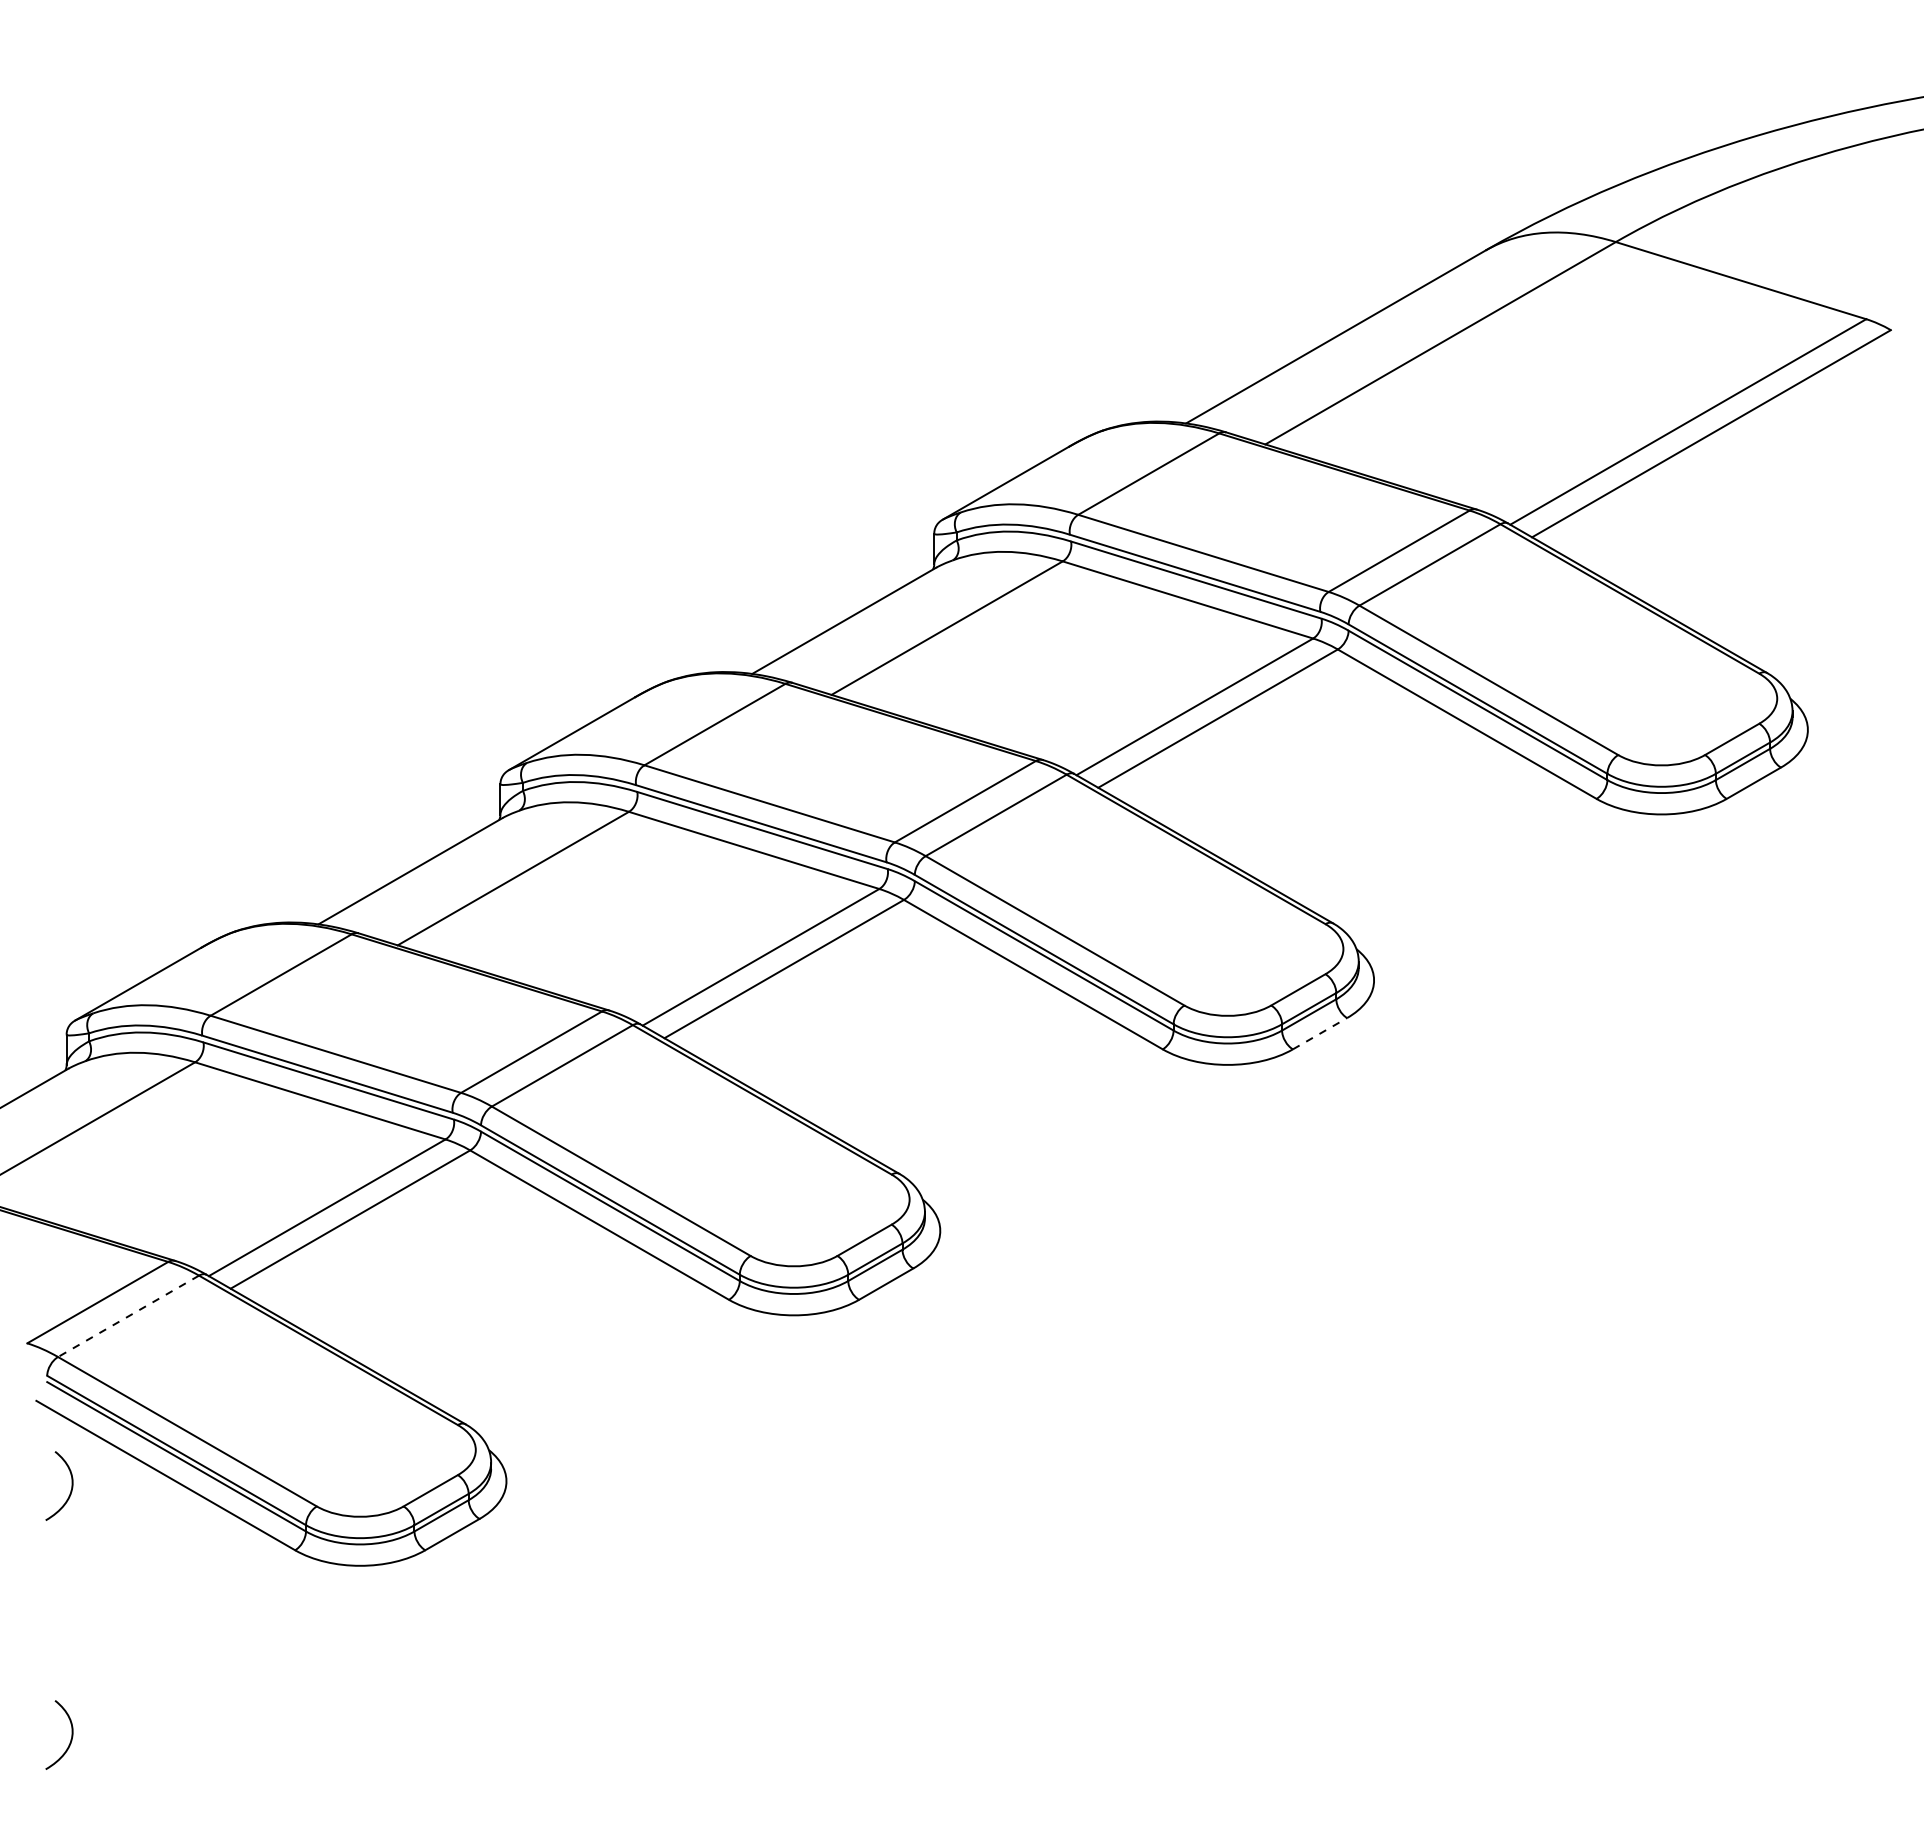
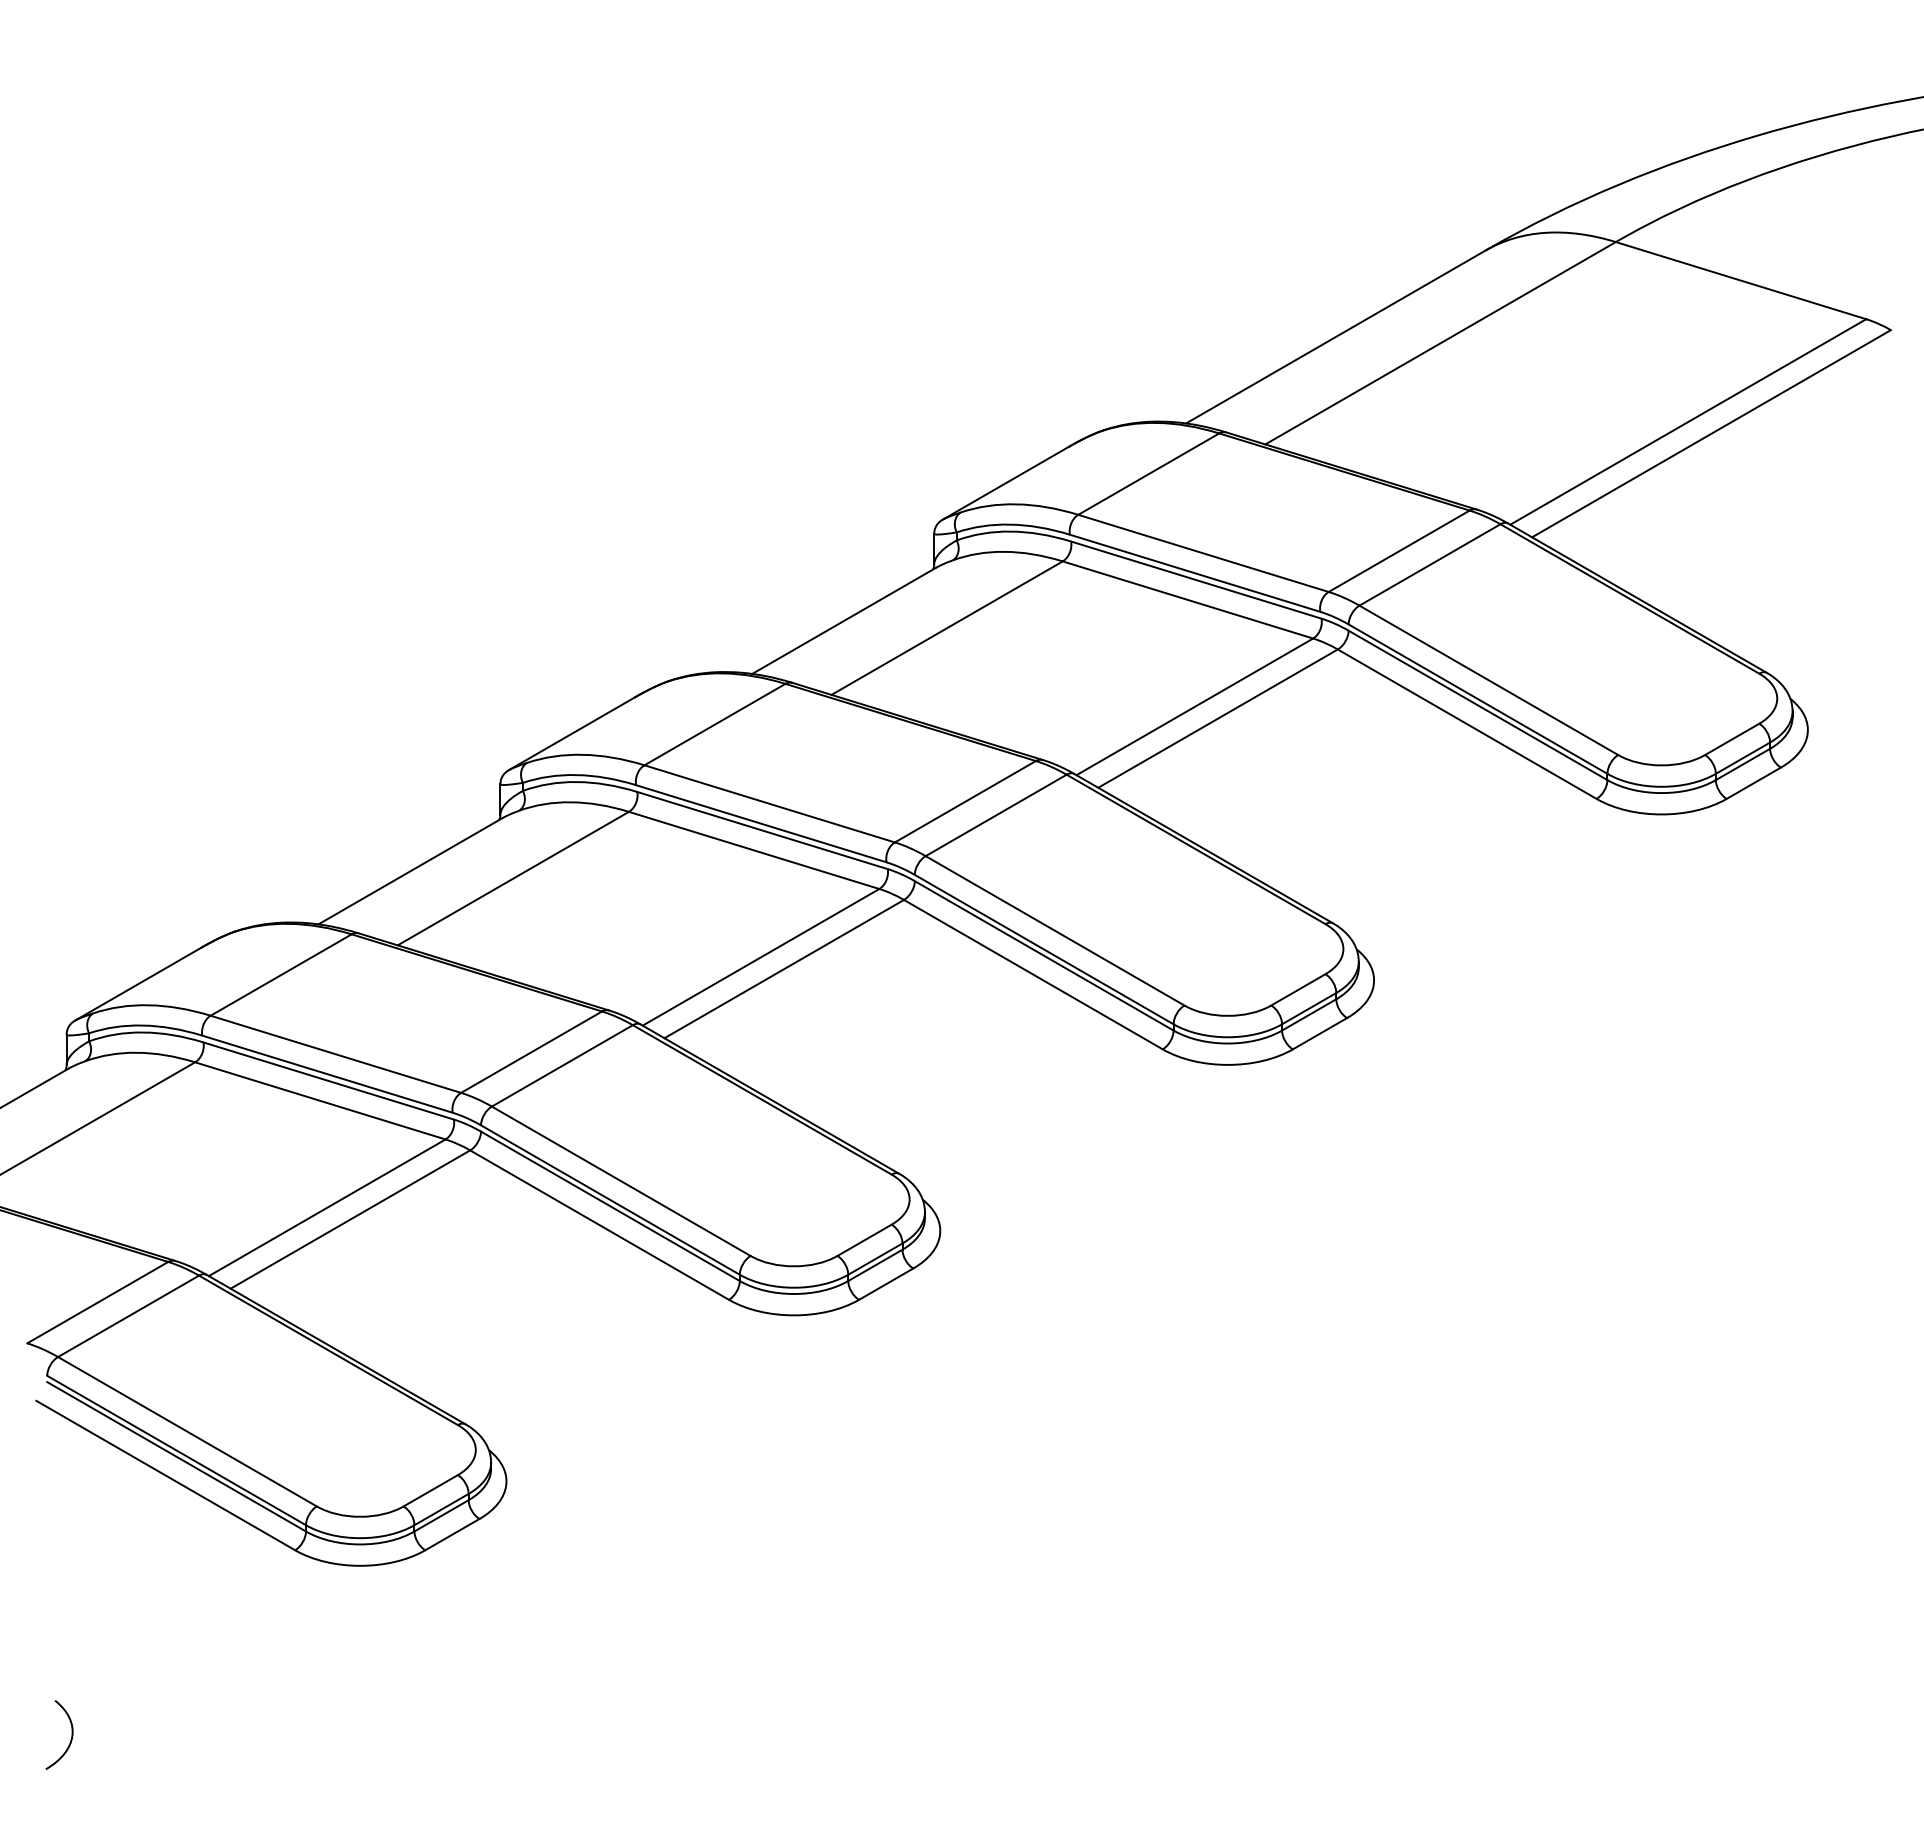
line: dashed -> solid (1320, 1033)
line: dashed -> solid (128, 1316)
curve: present -> none (71, 1485)
